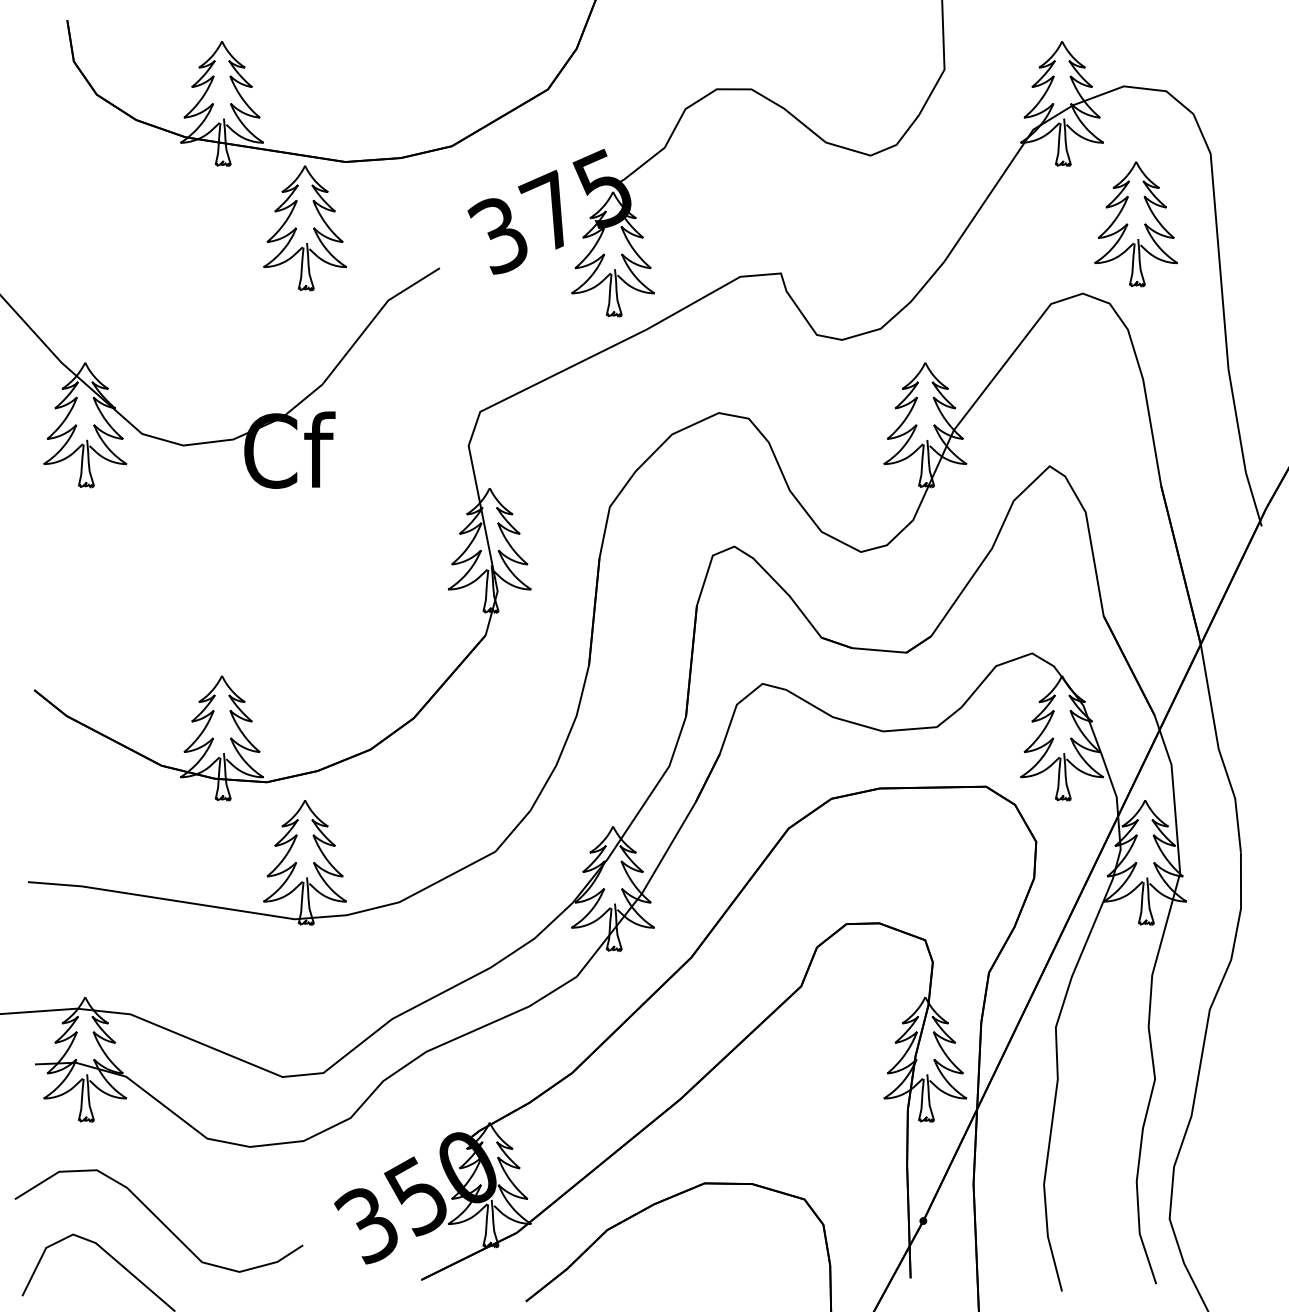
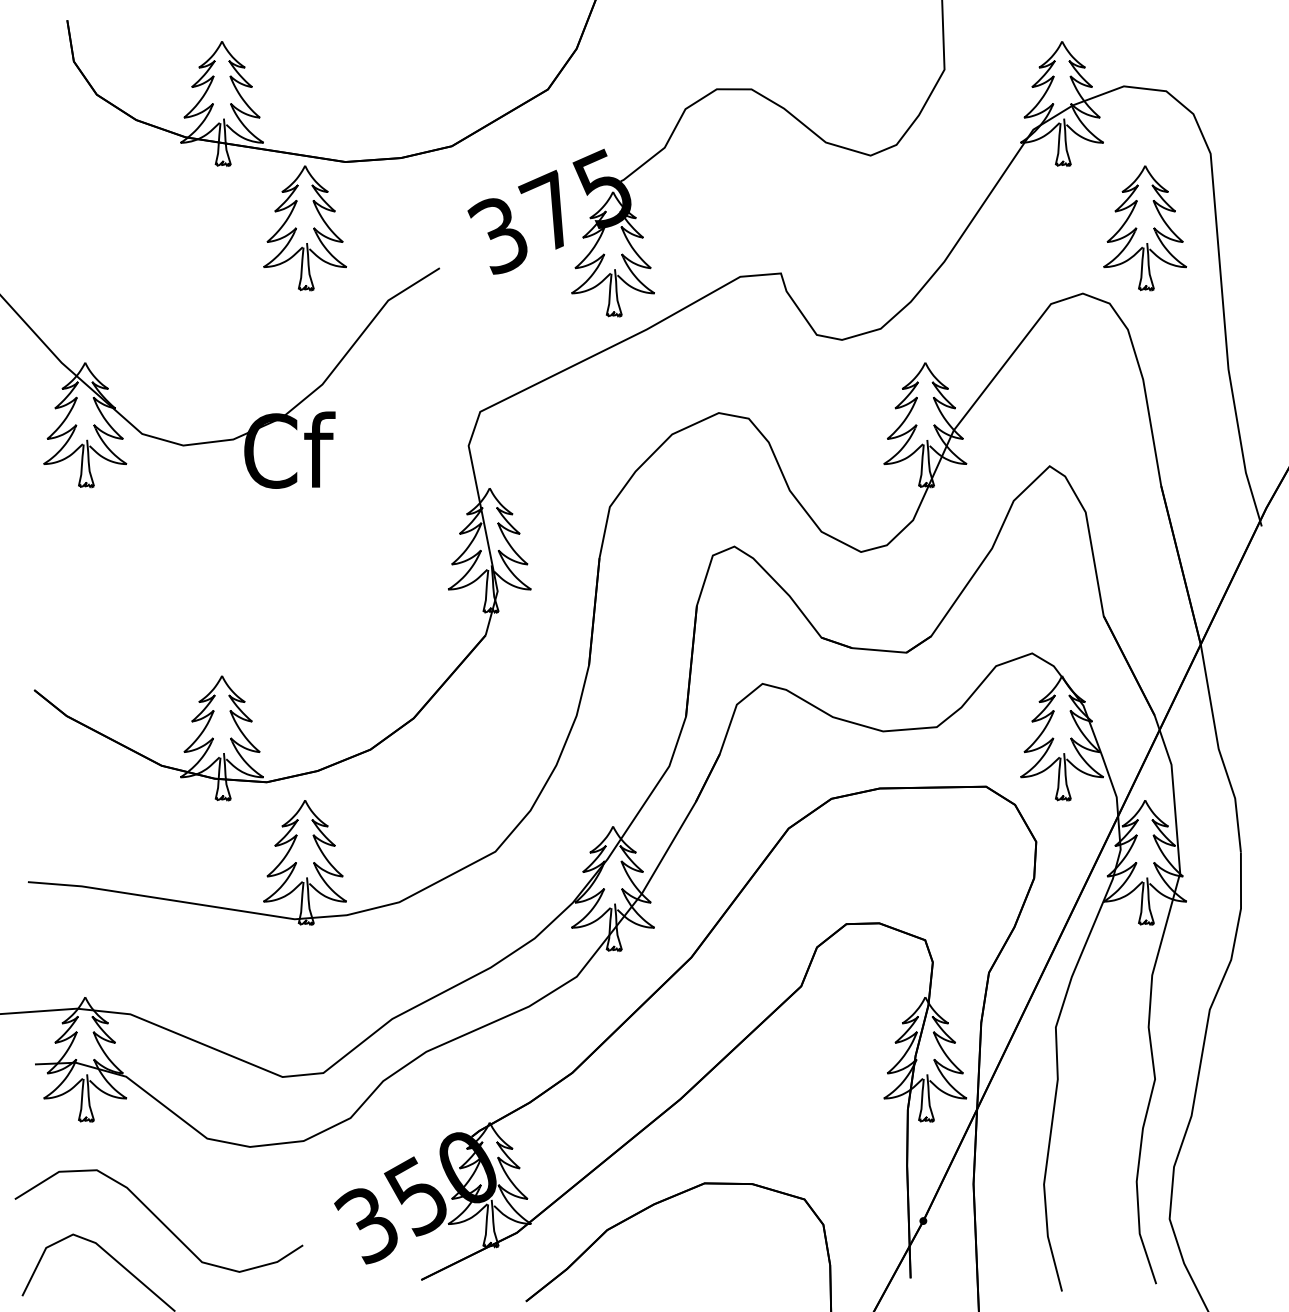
part position: (1135, 224) -> (1144, 228) (1144, 228)
